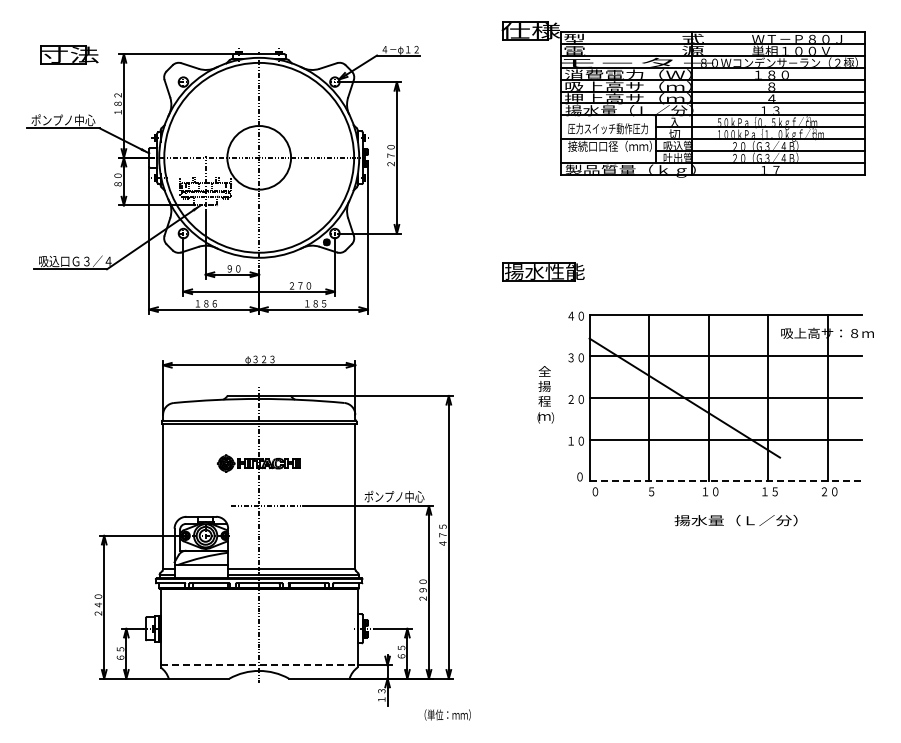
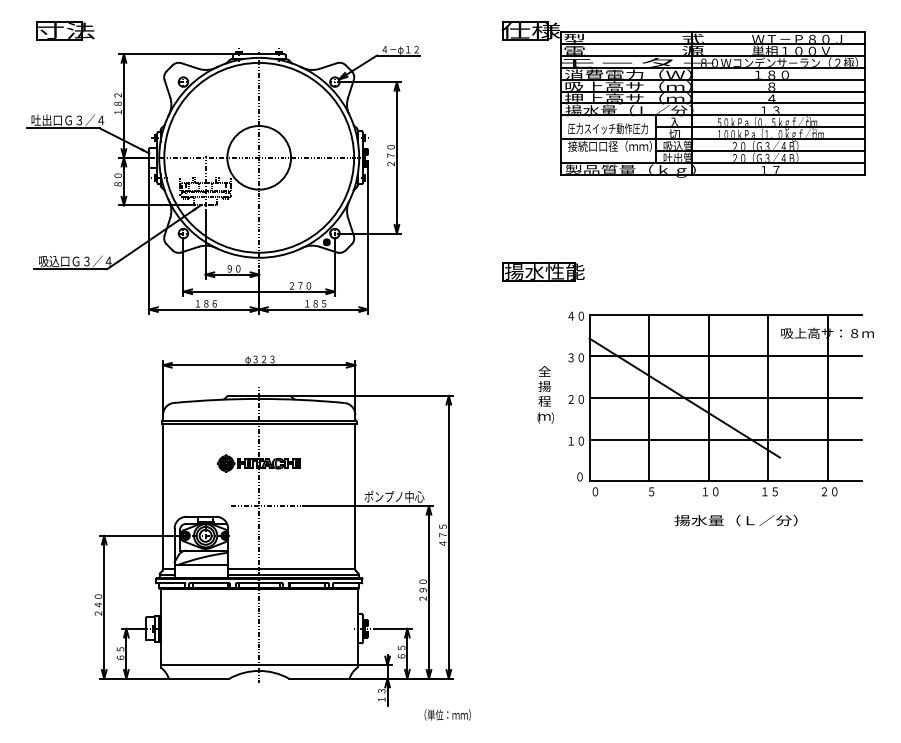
part position: (69, 54) -> (65, 30) (65, 30)
text: ポンプノ中心 -> 吐出口Ｇ３／４ (67, 120)
line: dashed -> solid (726, 481)
line: dashed -> solid (259, 665)
